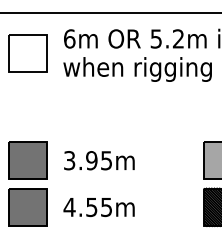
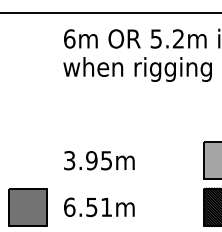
part: present -> none (27, 53)
part: present -> none (27, 160)
text: 4.55m -> 6.51m (87, 207)
